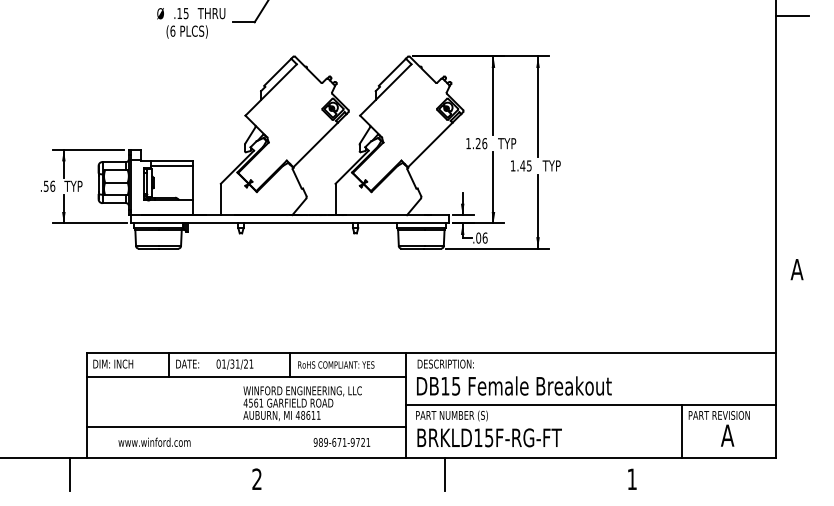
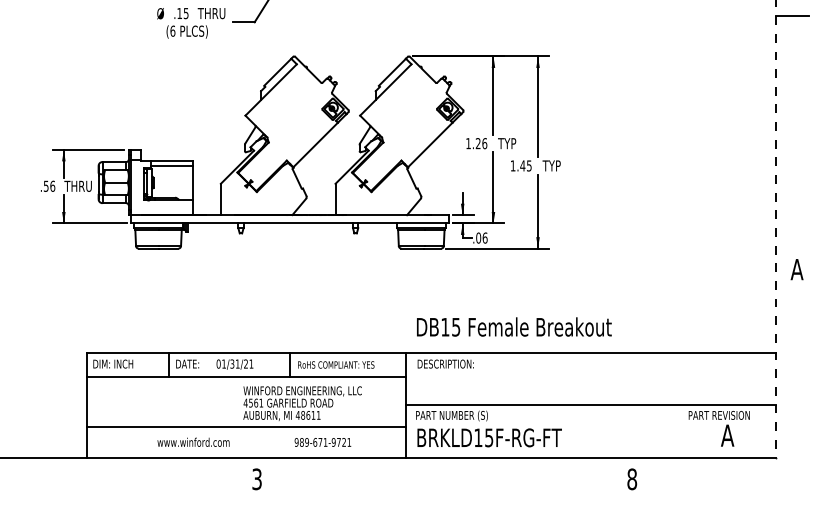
text: TYP -> THRU (80, 185)
line: solid -> dashed (775, 229)
text position: (514, 385) -> (514, 326) (514, 326)
line: present -> none (682, 431)
text position: (154, 441) -> (193, 441) (193, 441)
text position: (341, 442) -> (322, 442) (322, 442)
line: present -> none (69, 473)
line: present -> none (444, 473)
text: 2 -> 3 (256, 479)
text: 1 -> 8 (632, 479)
